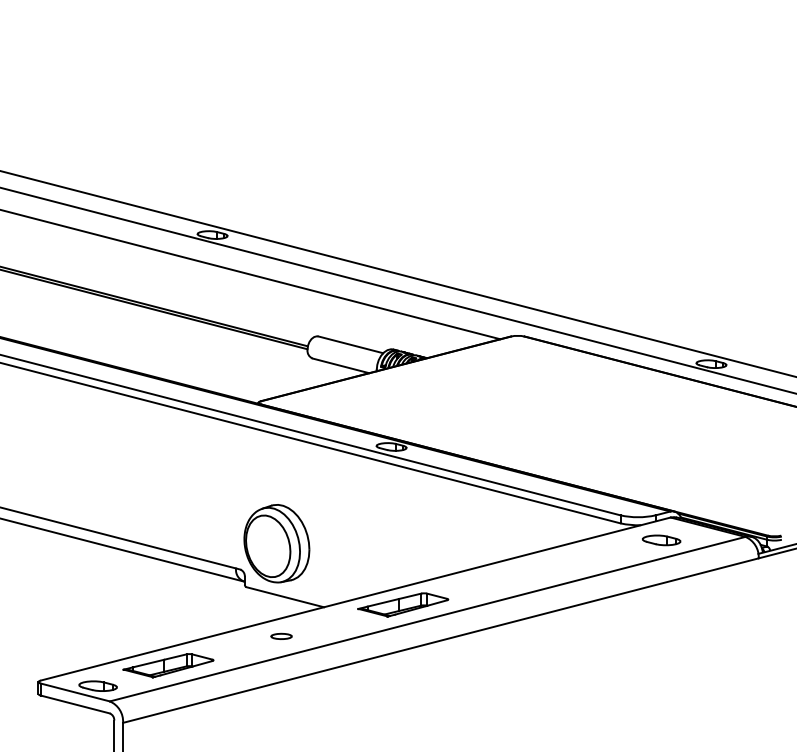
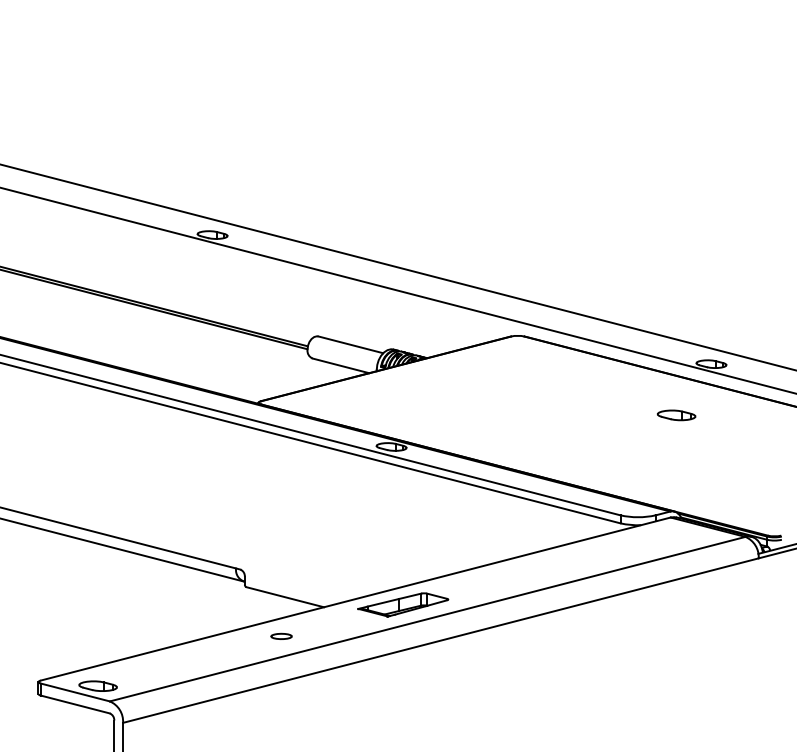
line position: (397, 273) -> (397, 267) (397, 267)
line: present -> none (251, 274)
part position: (661, 540) -> (676, 415) (676, 415)
part: present -> none (276, 543)
part: present -> none (168, 665)
